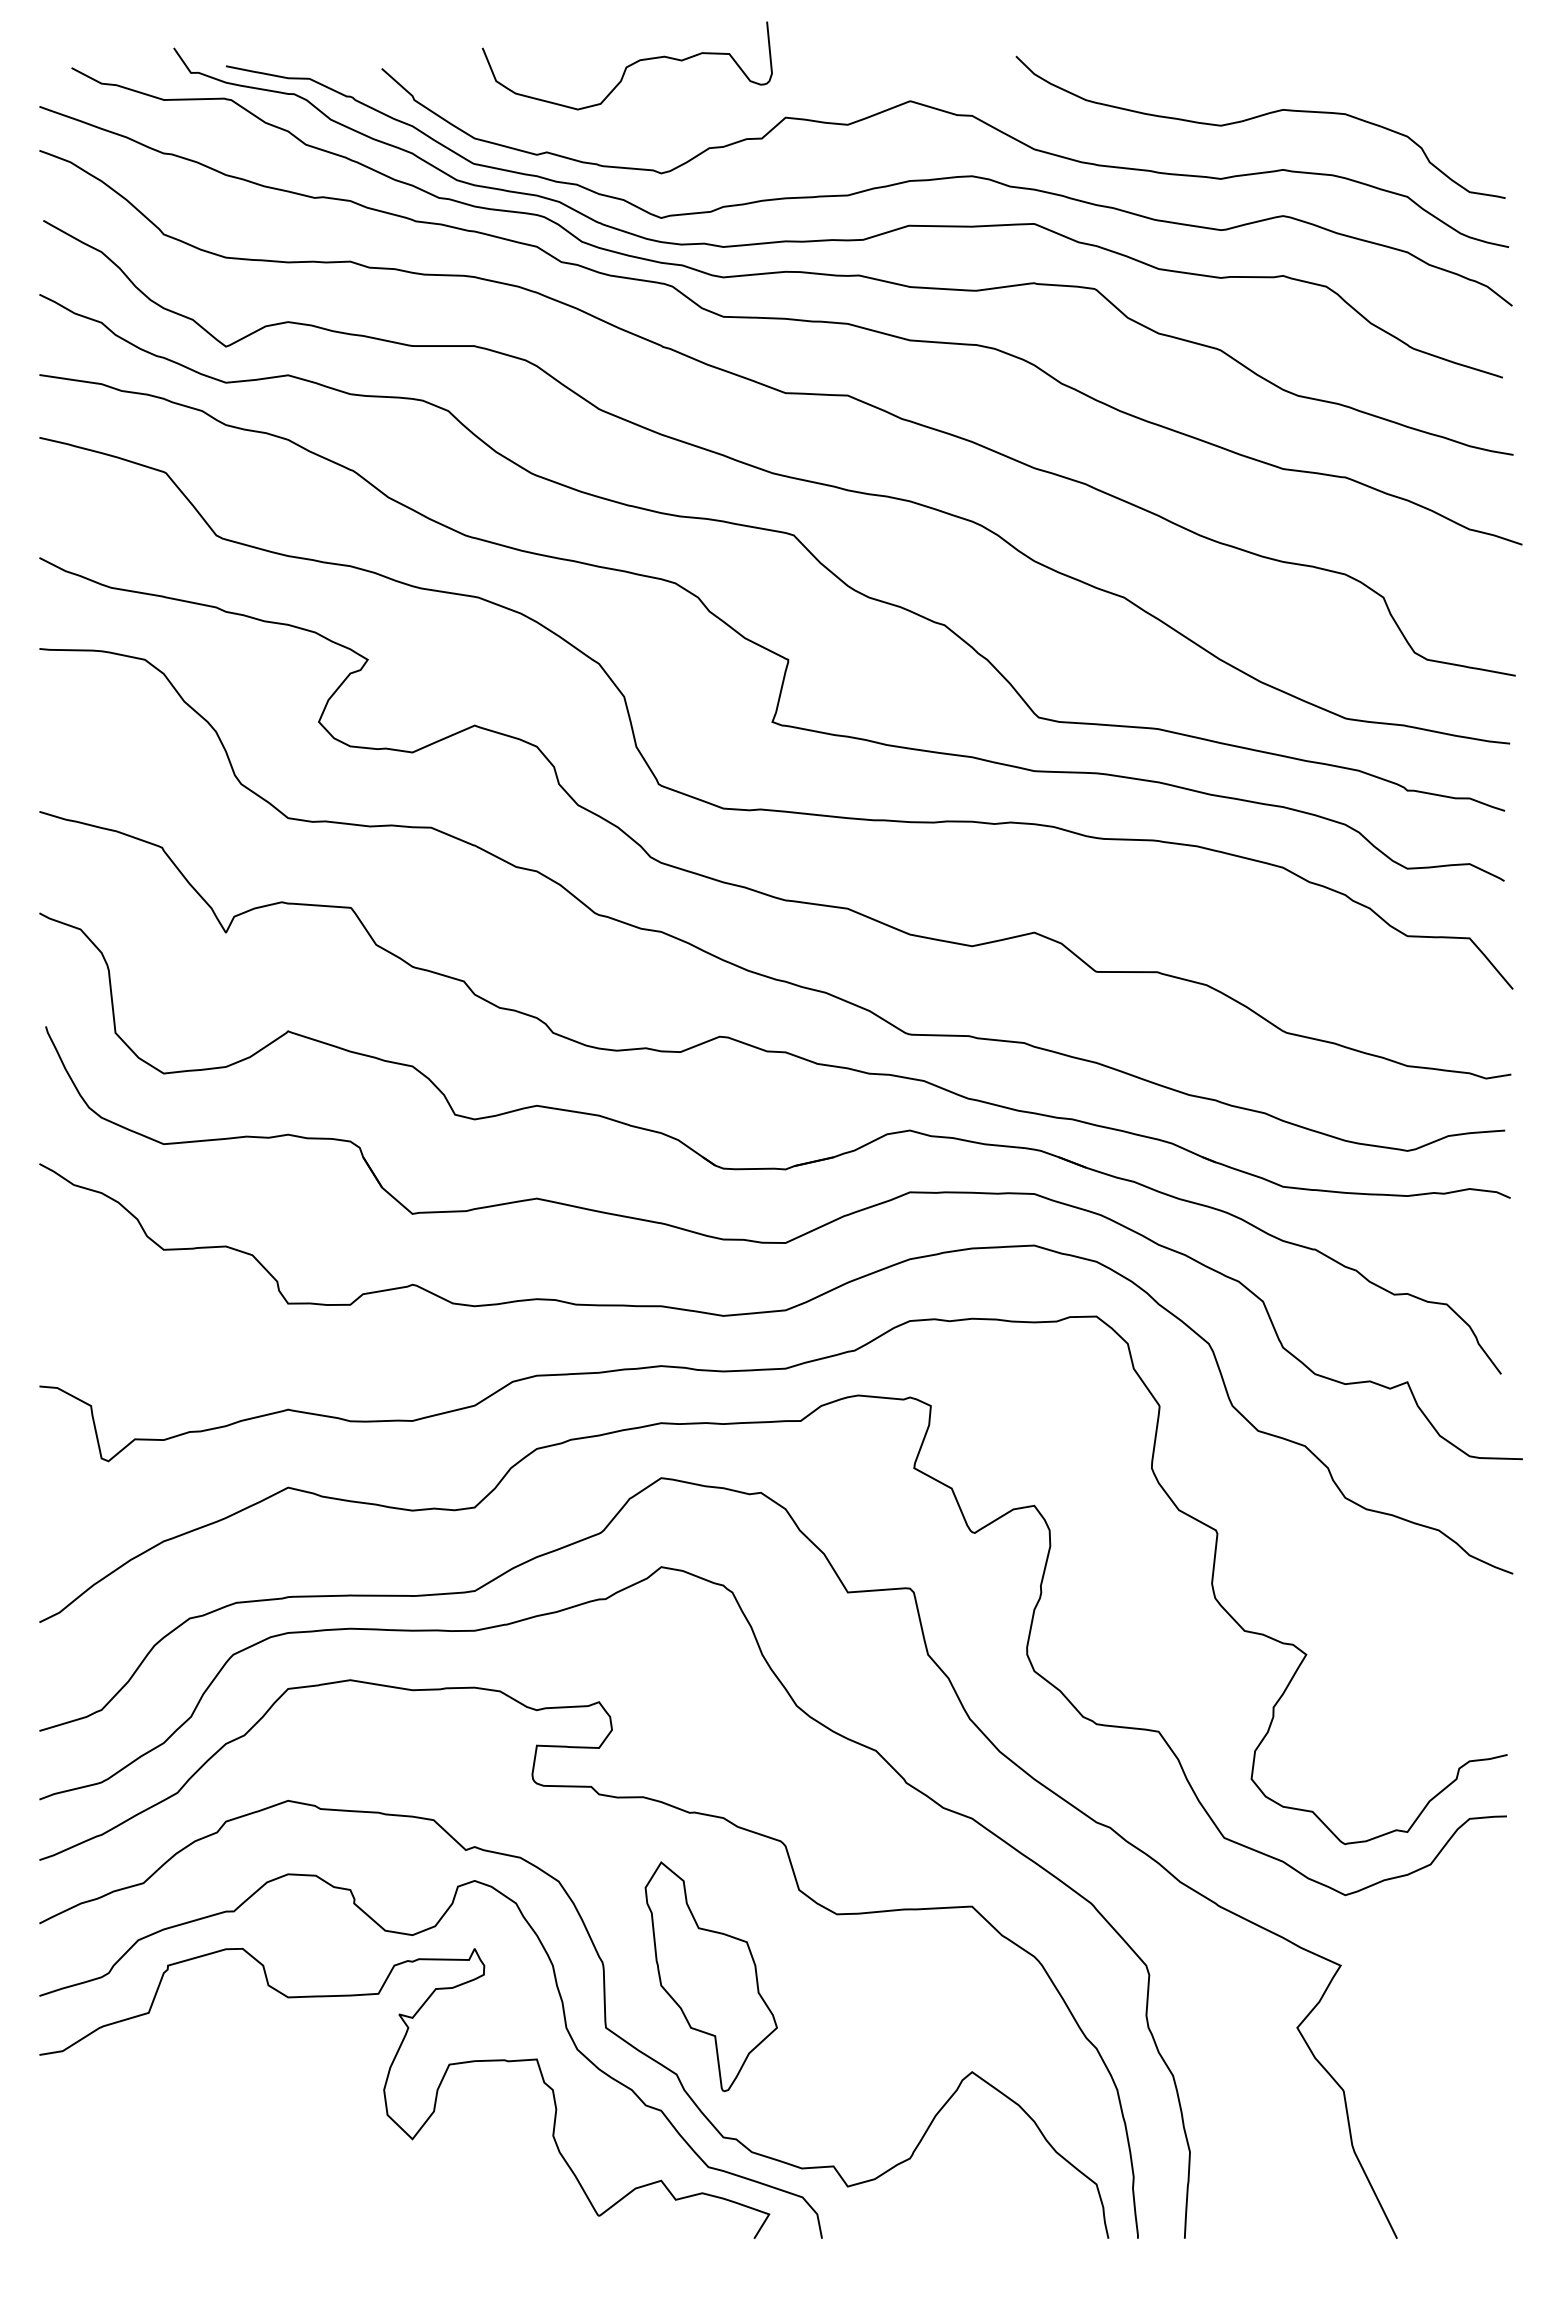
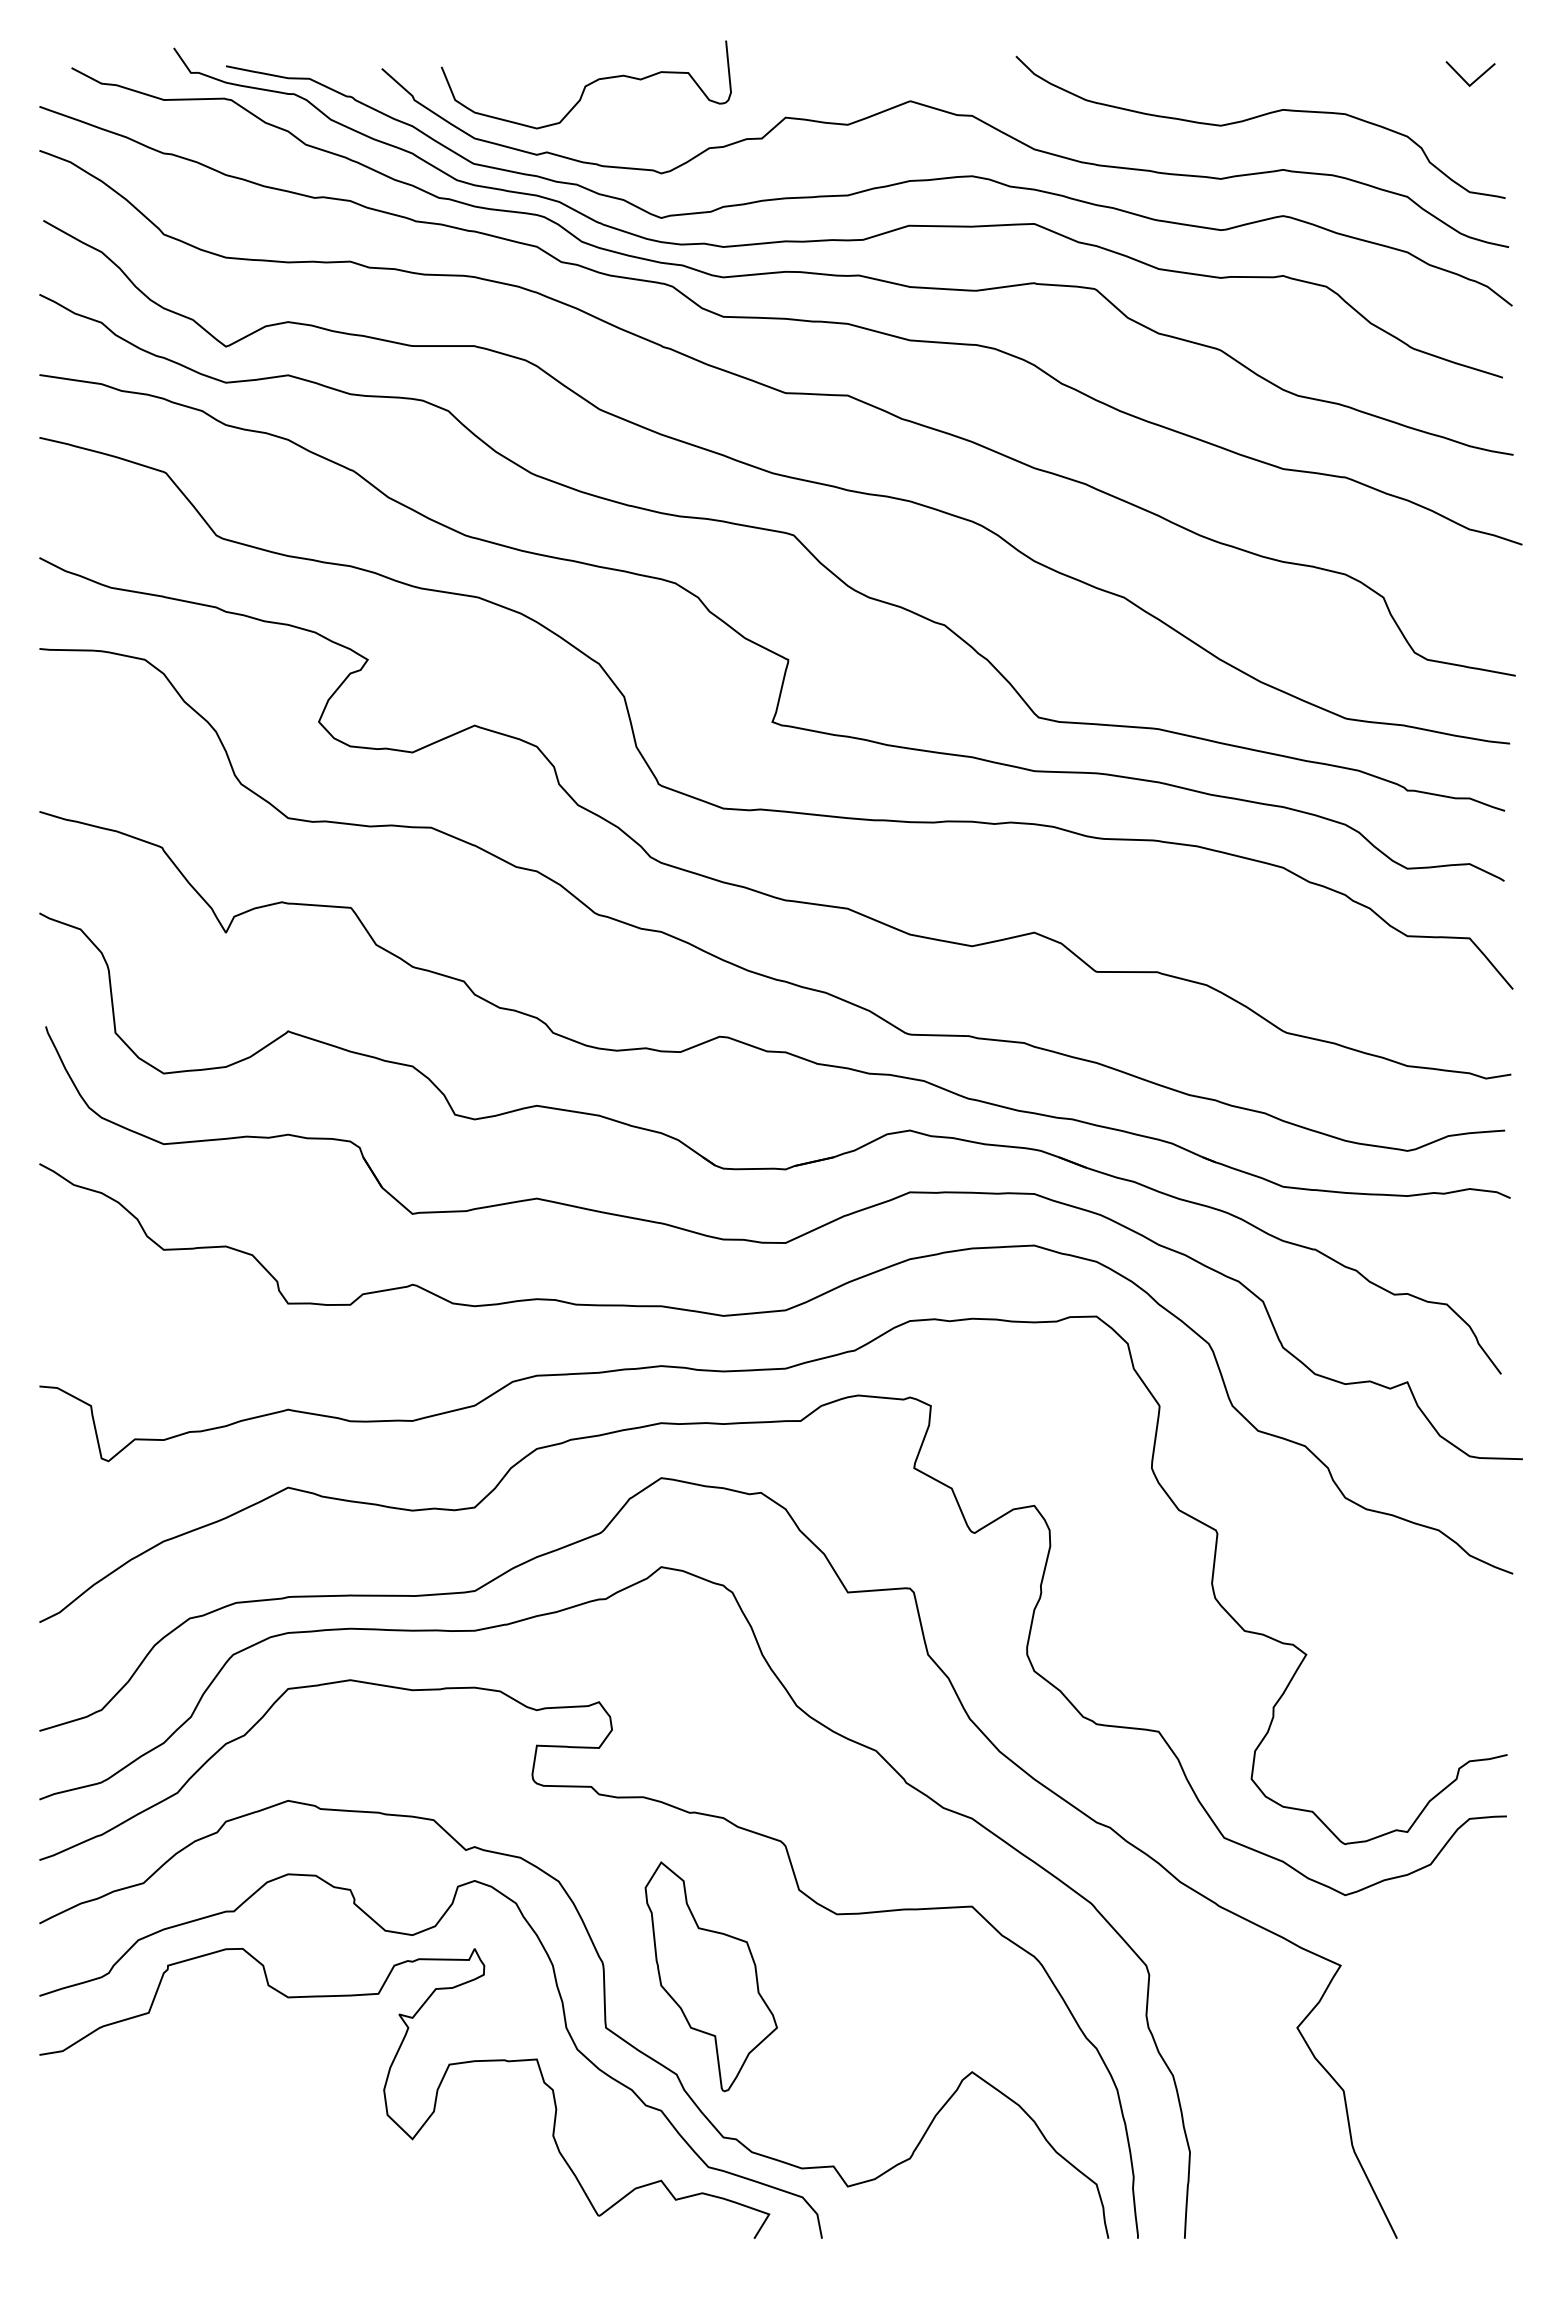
curve position: (627, 65) -> (586, 84) (586, 84)
line: none -> present (1476, 78)
